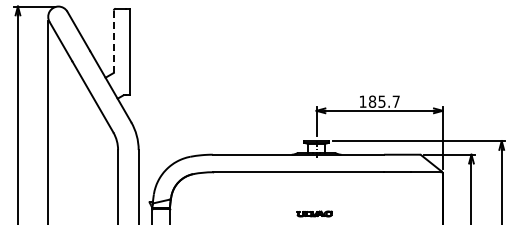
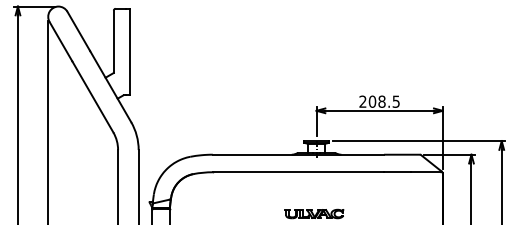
line: dashed -> solid (113, 41)
text: 185.7 -> 208.5 (379, 101)
part size: 37x8 px -> 61x12 px (314, 213)
